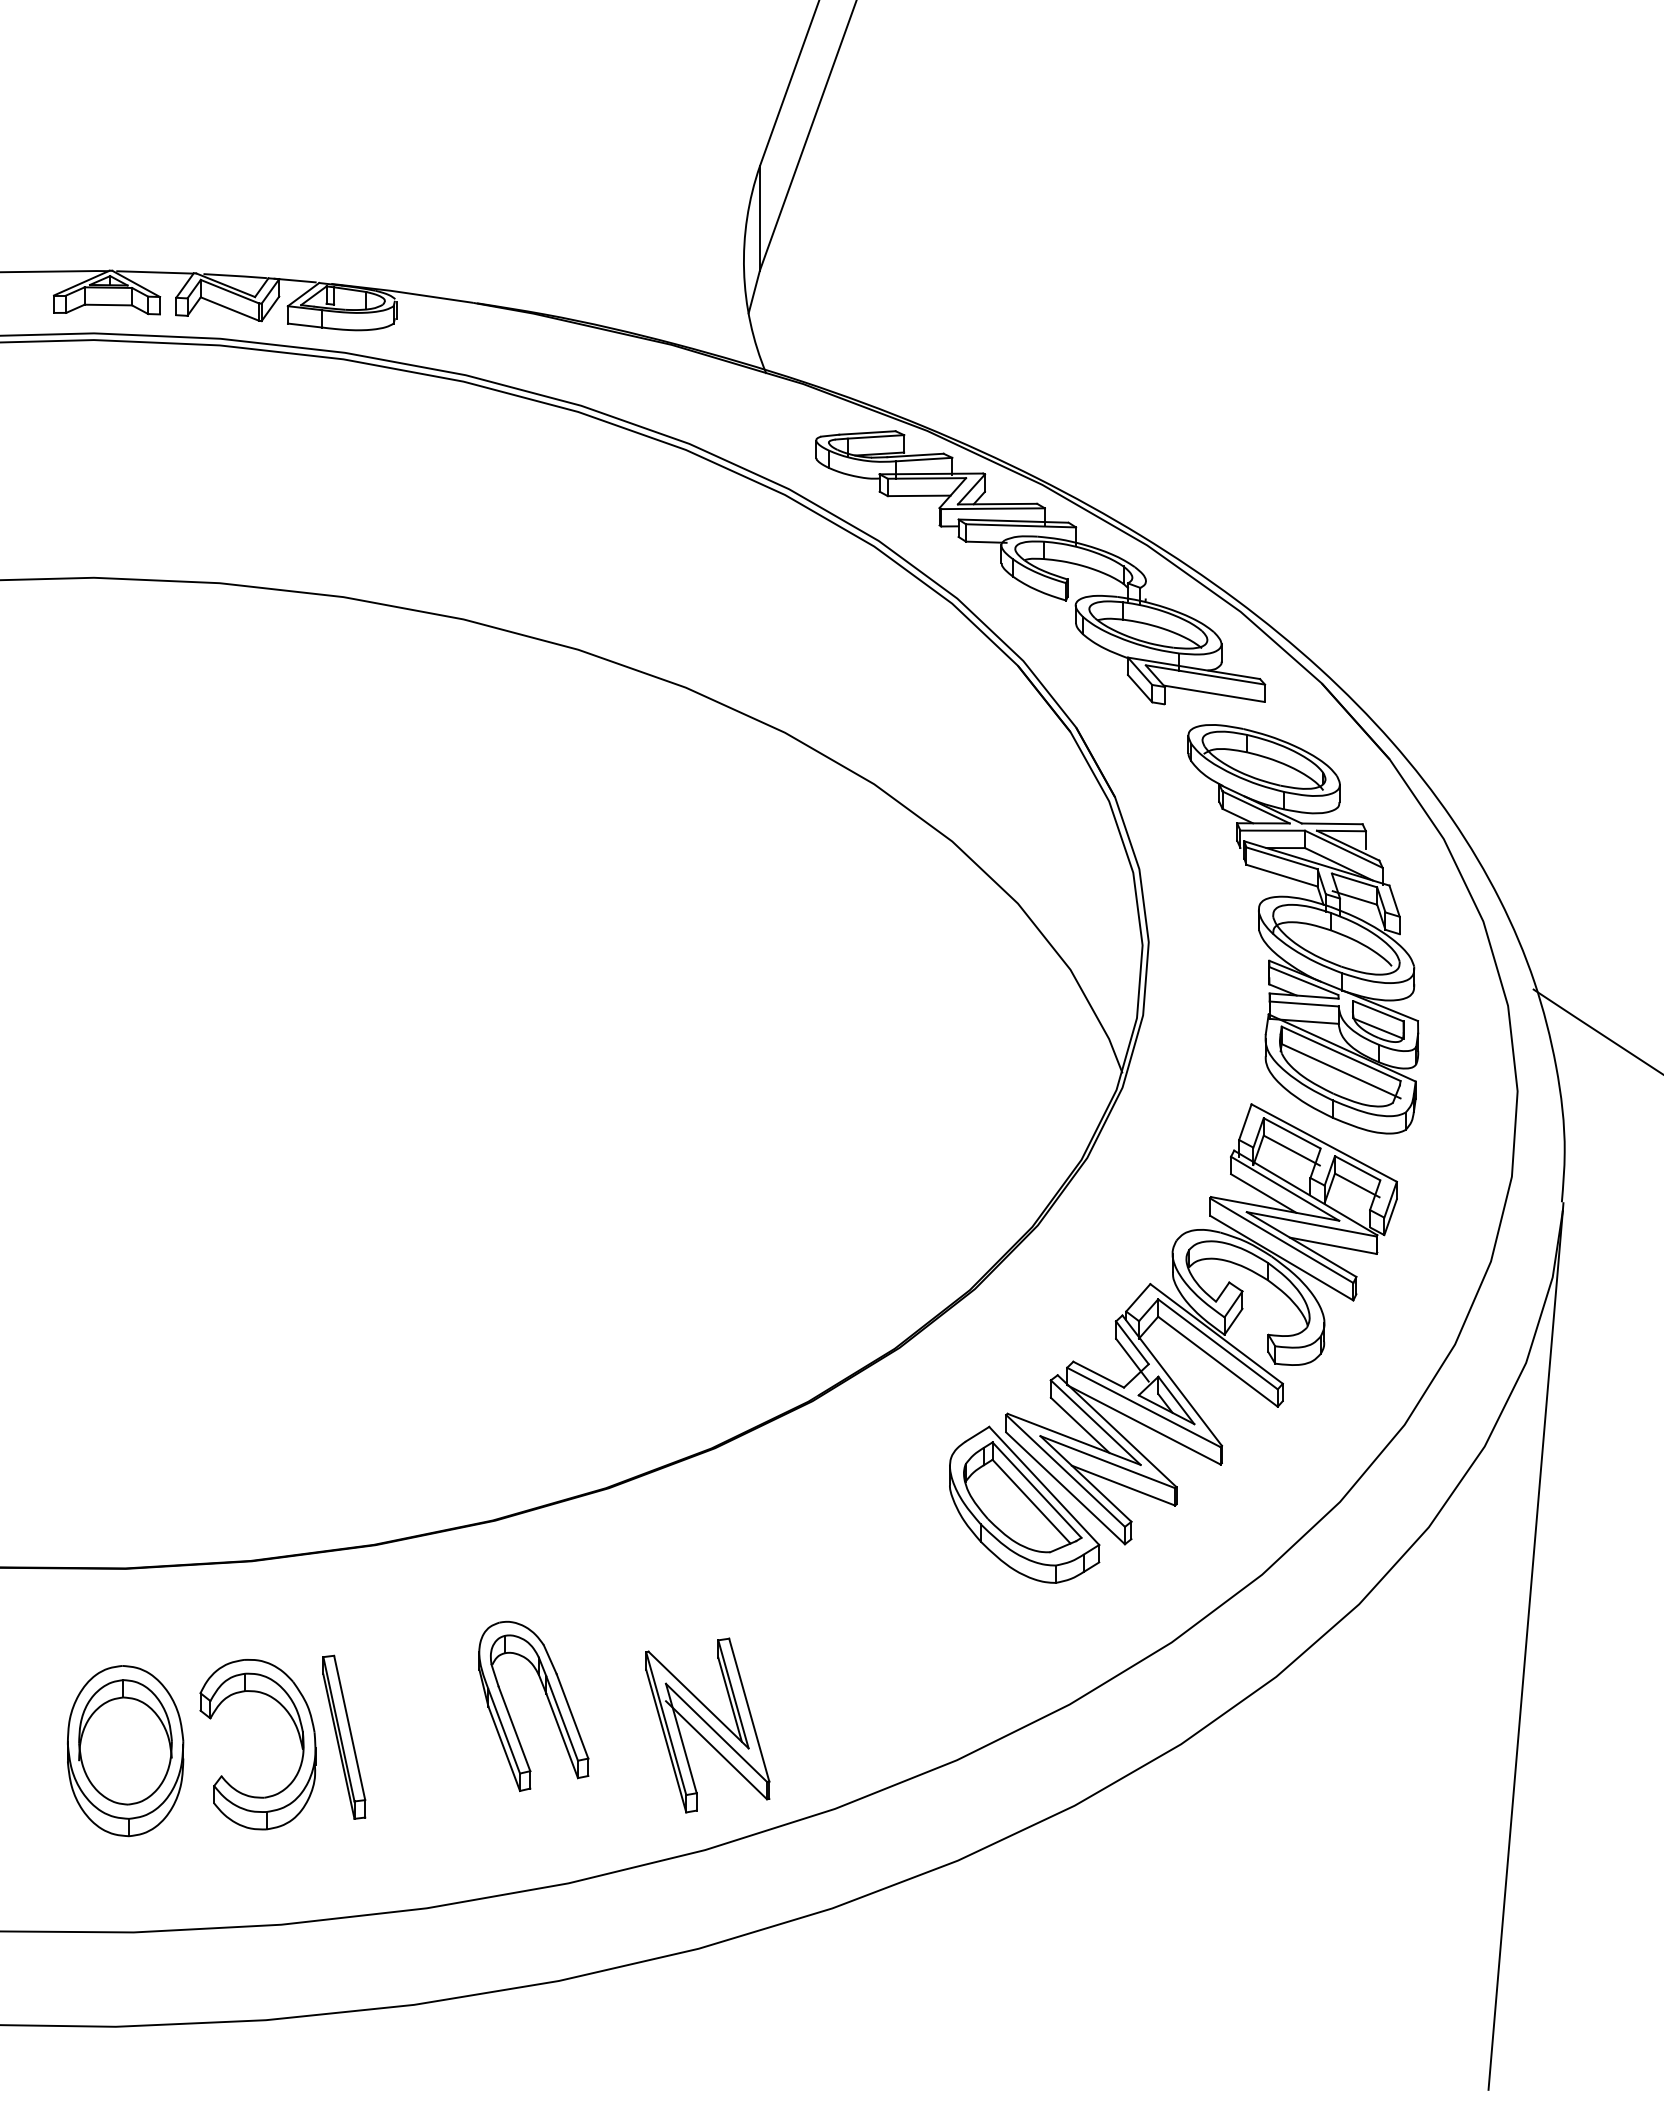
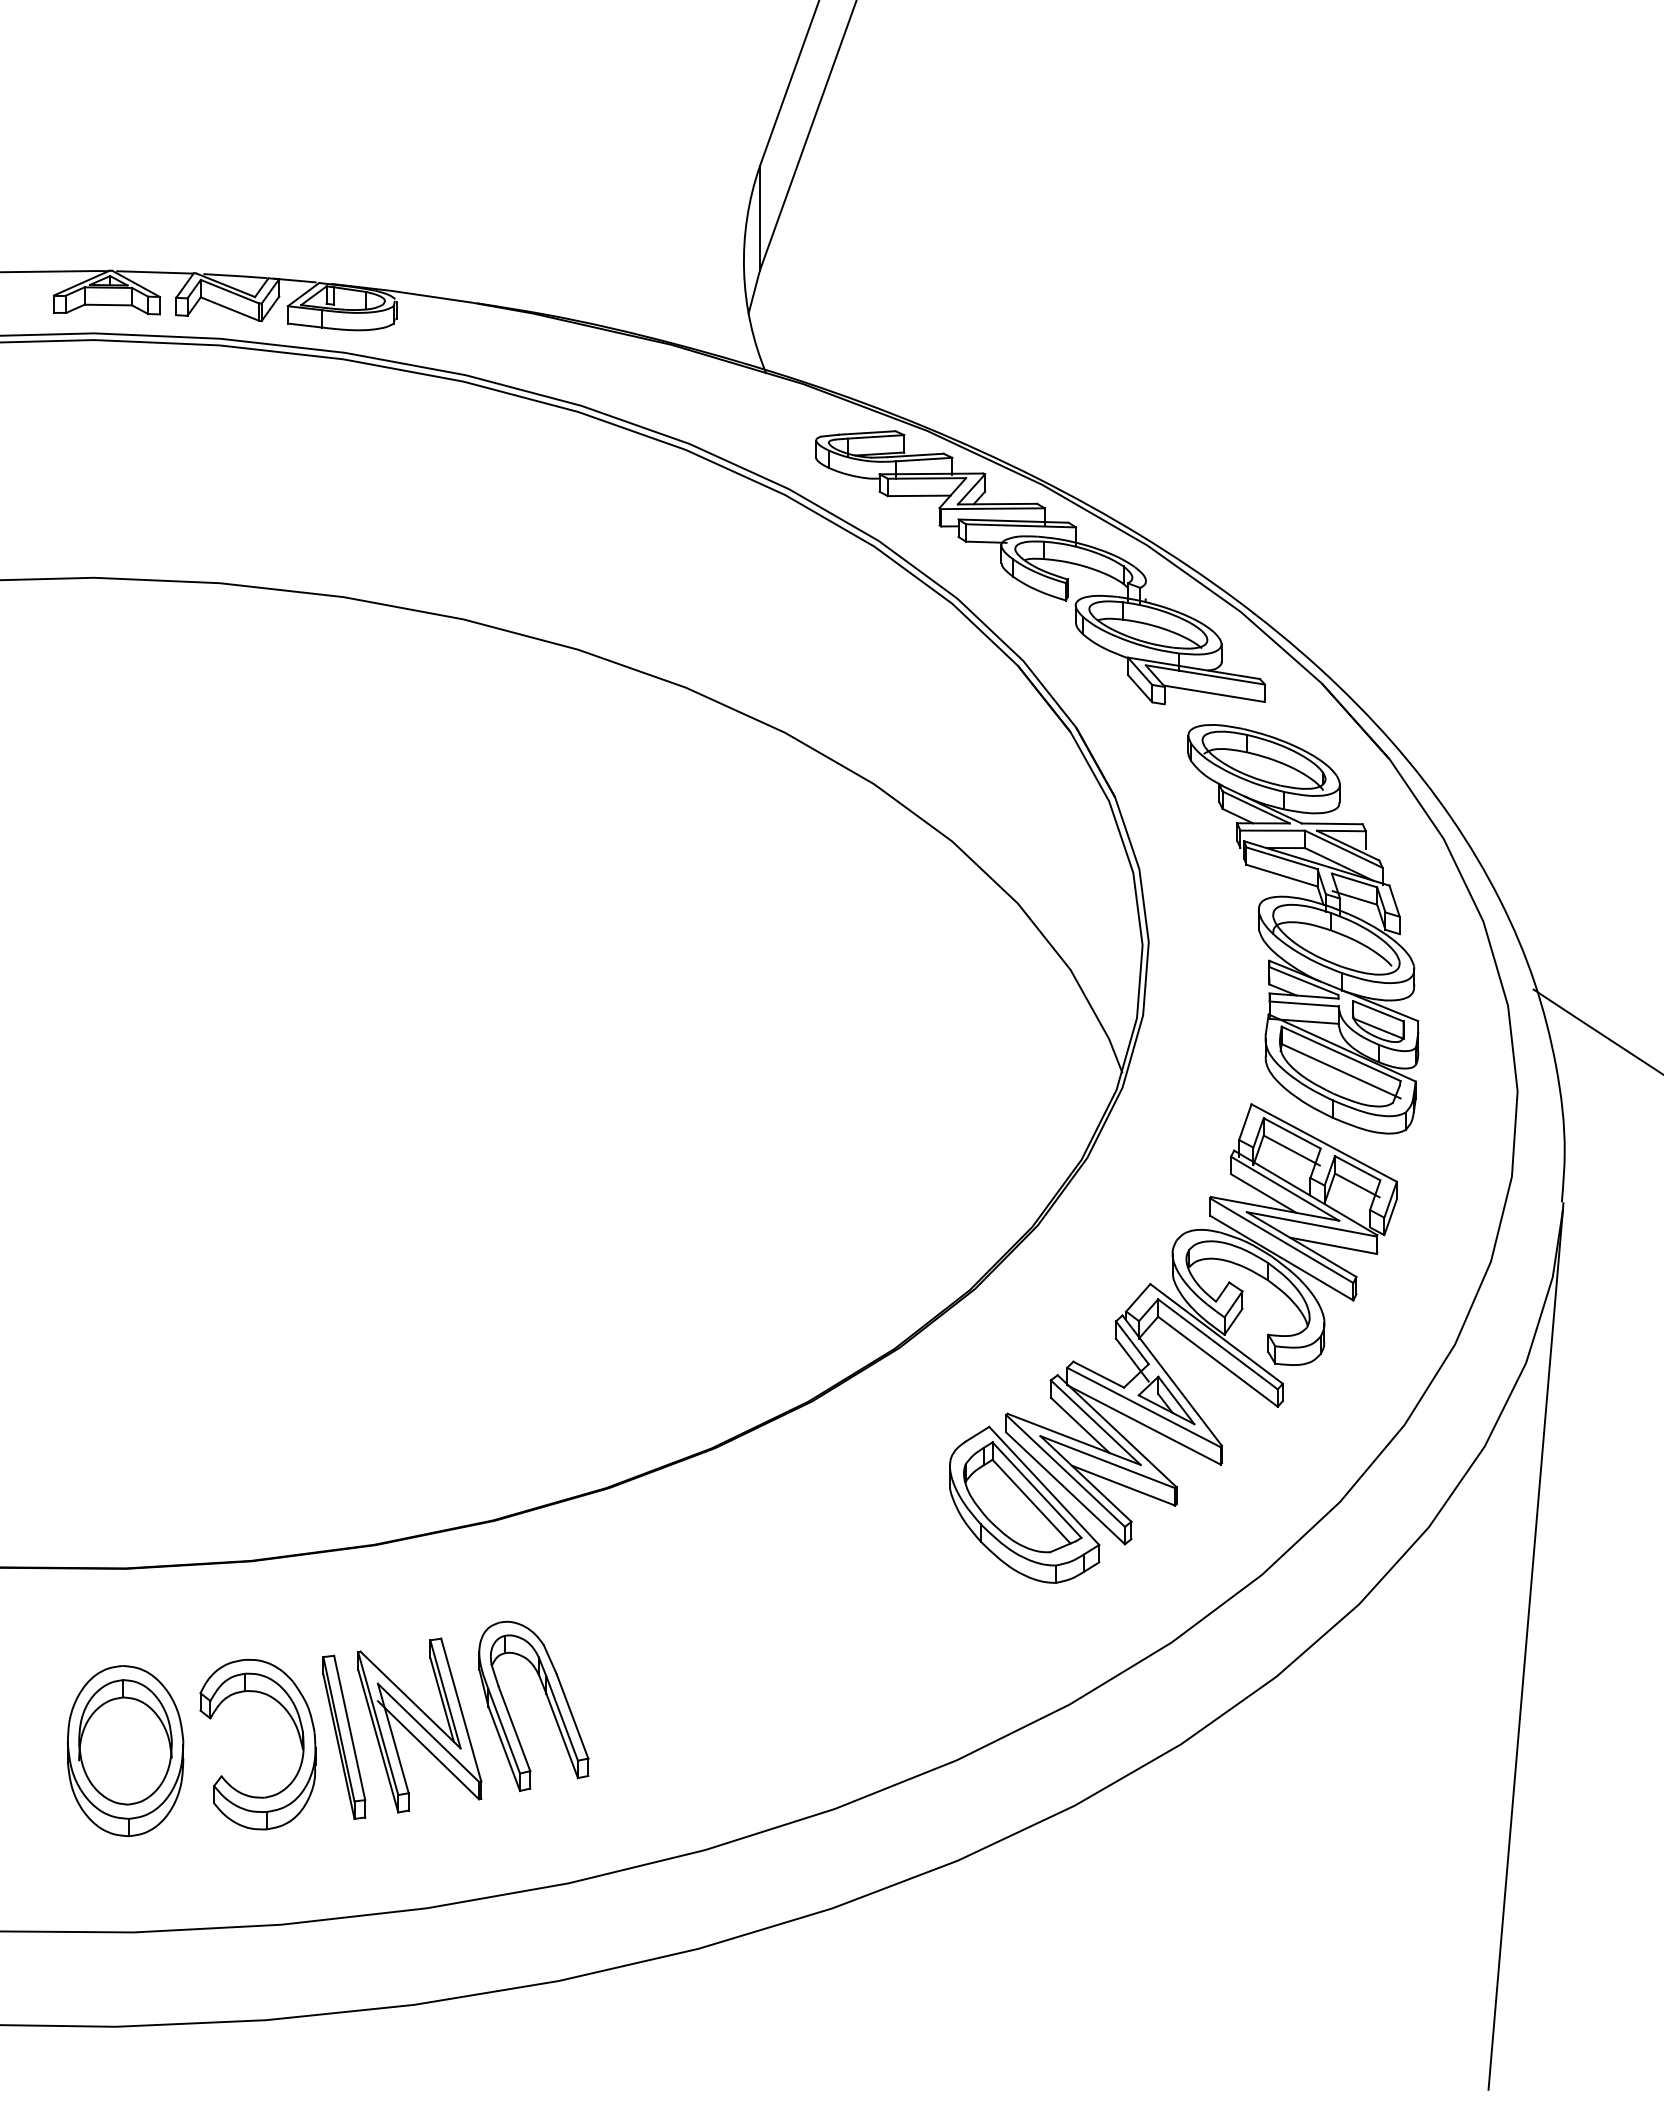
part position: (707, 1725) -> (419, 1725) (419, 1725)
